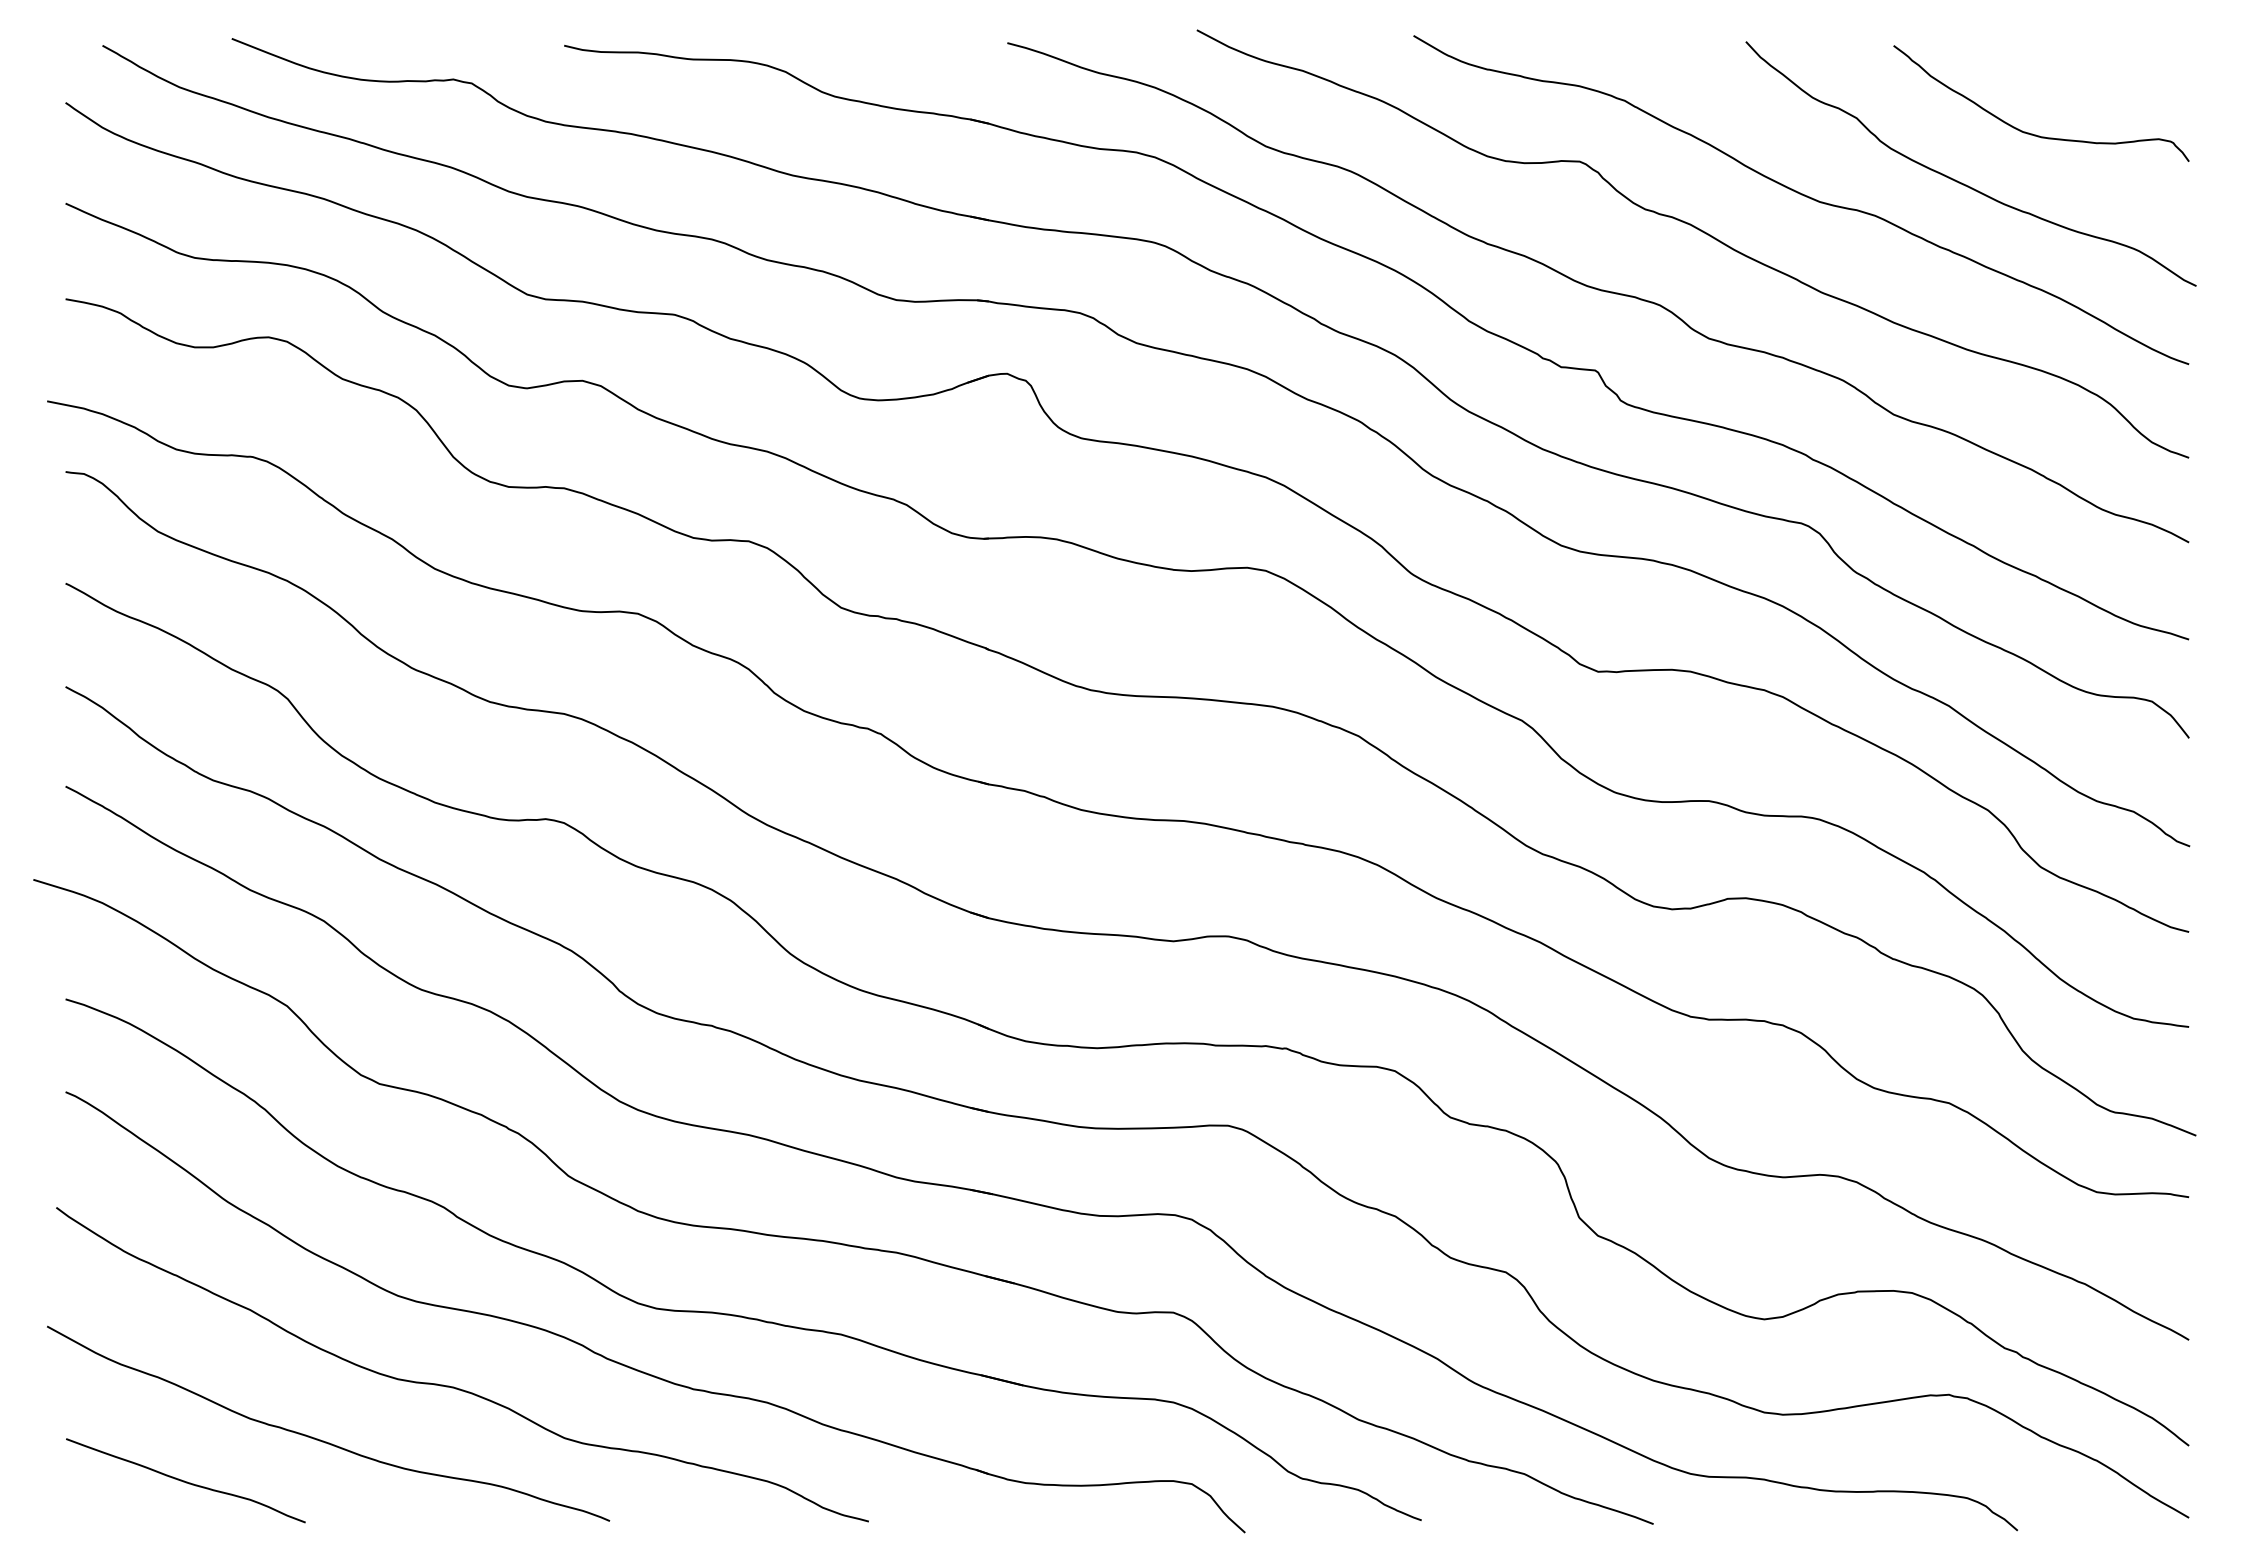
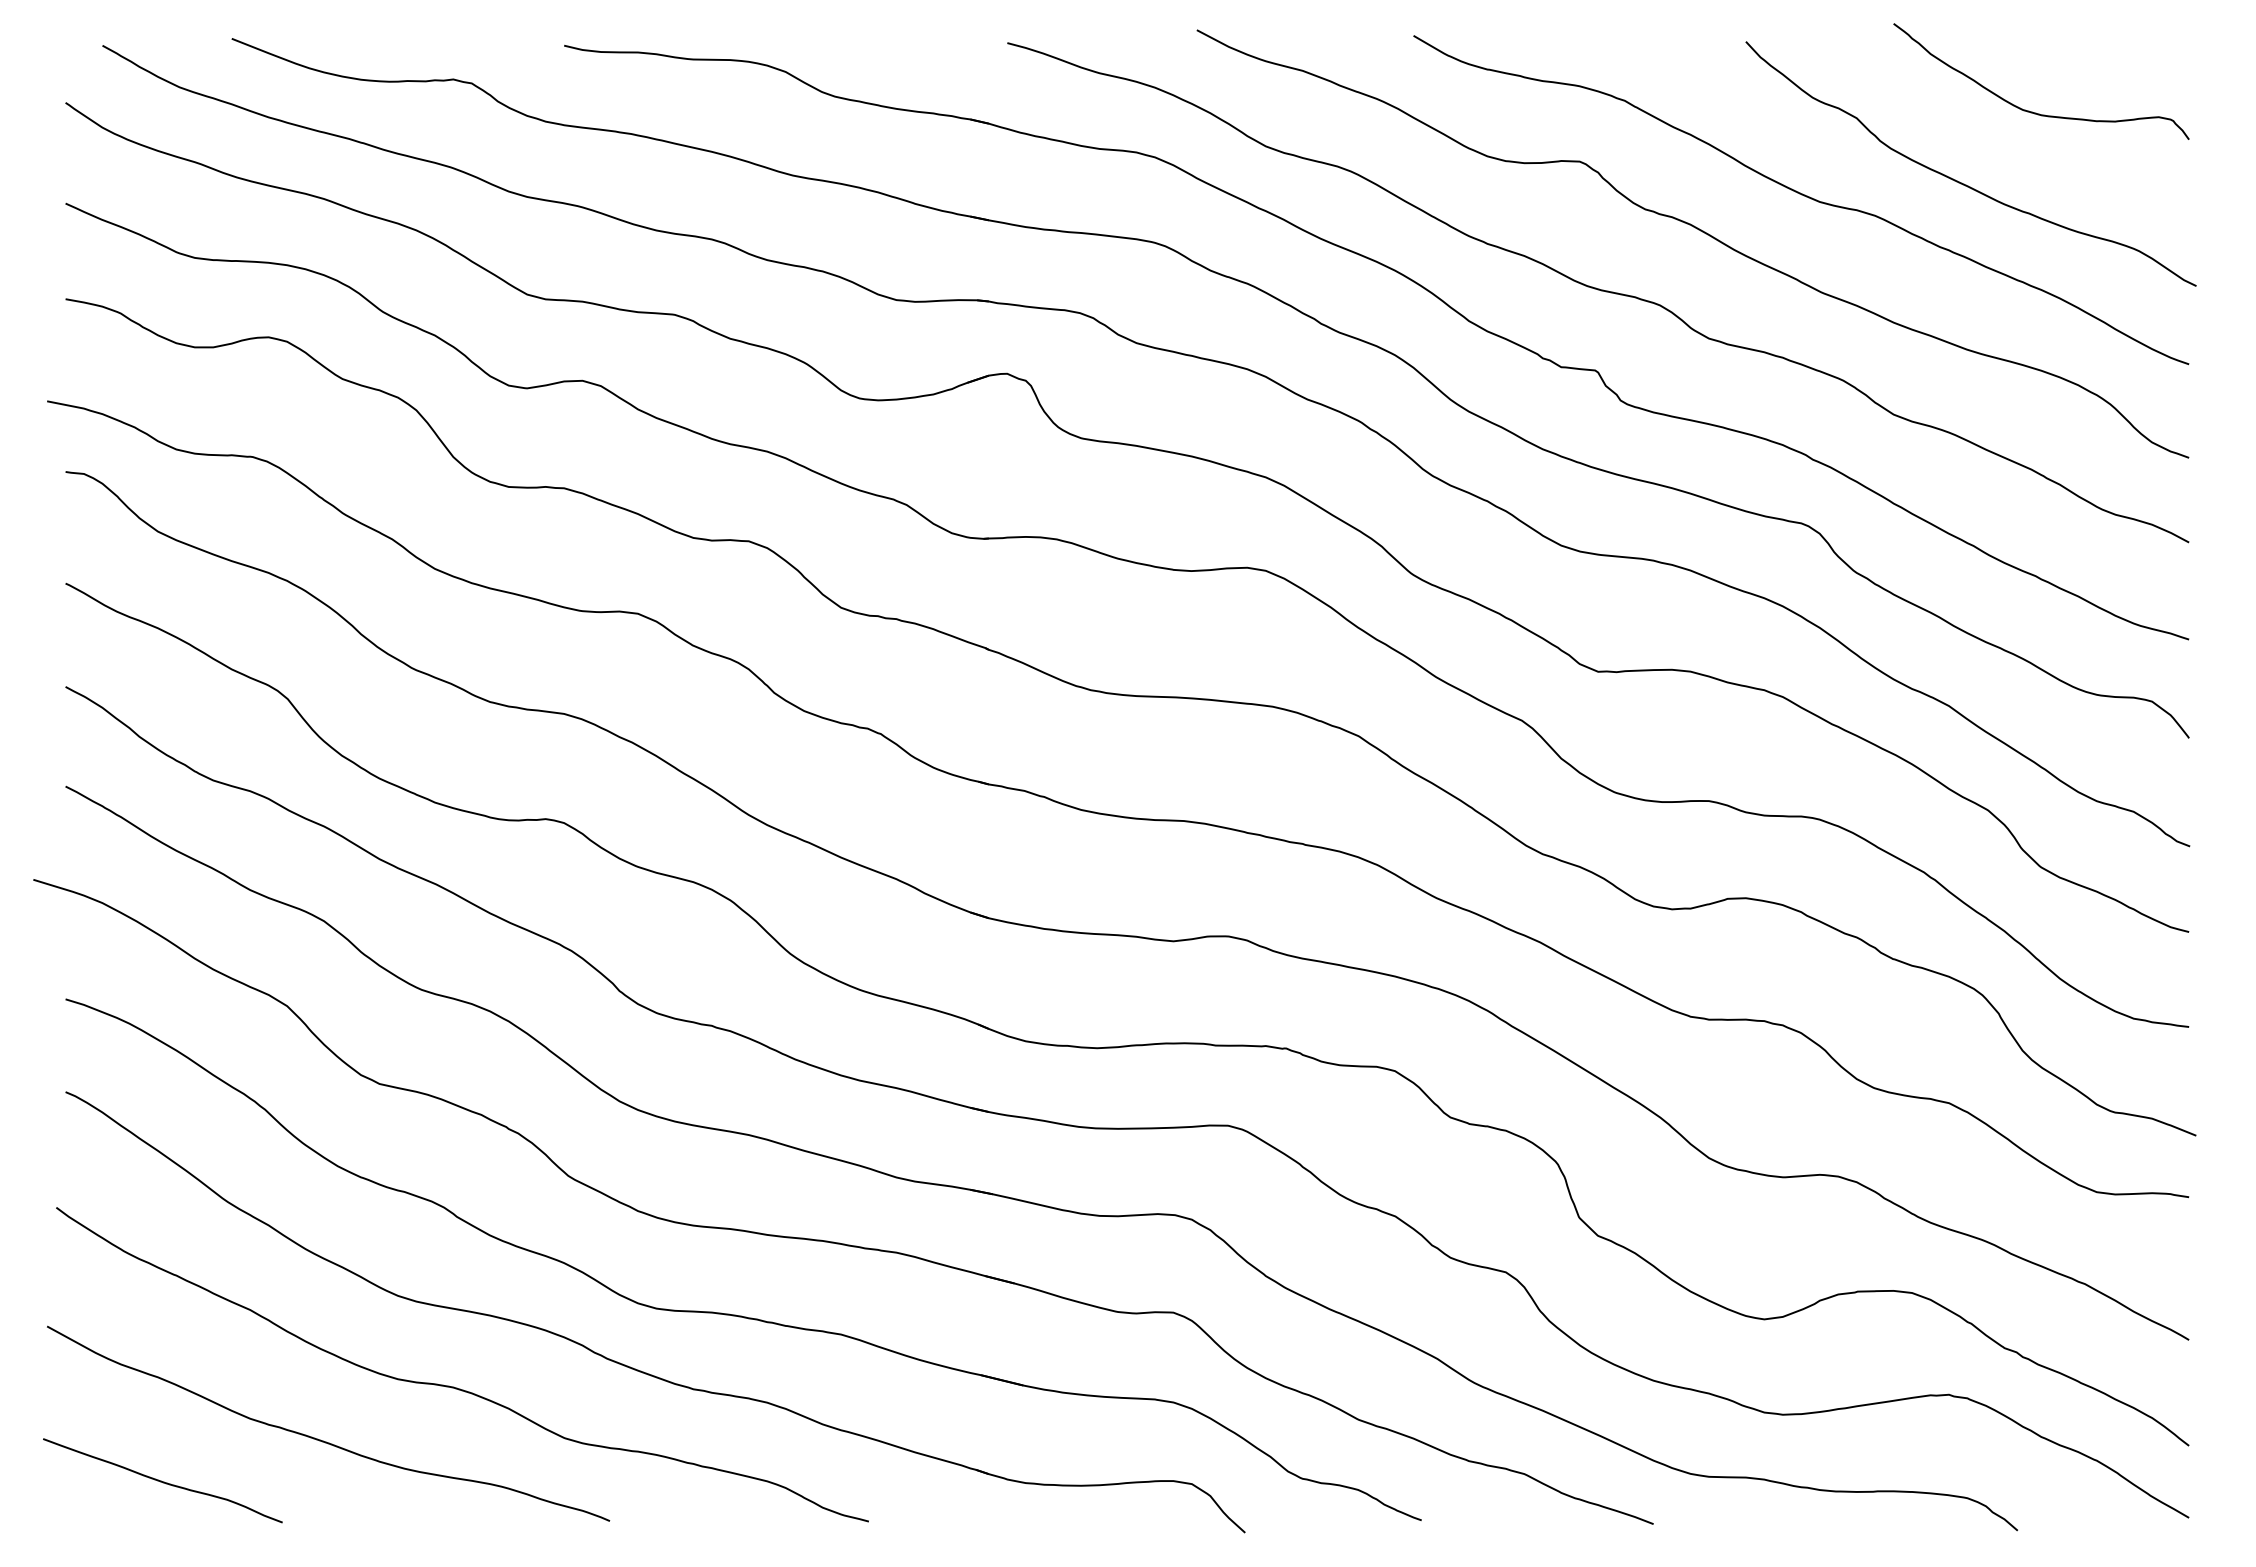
curve position: (2032, 133) -> (2032, 111) (2032, 111)
curve position: (184, 1480) -> (161, 1480) (161, 1480)
